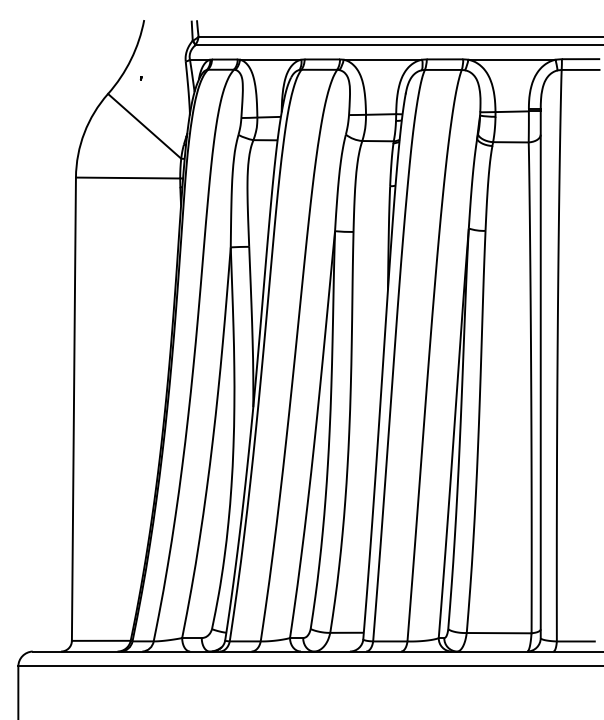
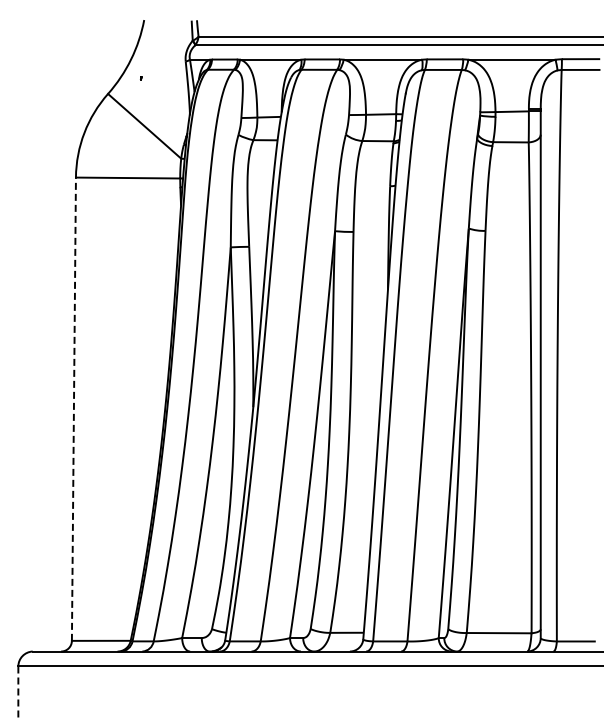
line: solid -> dashed (73, 409)
line: solid -> dashed (18, 693)
